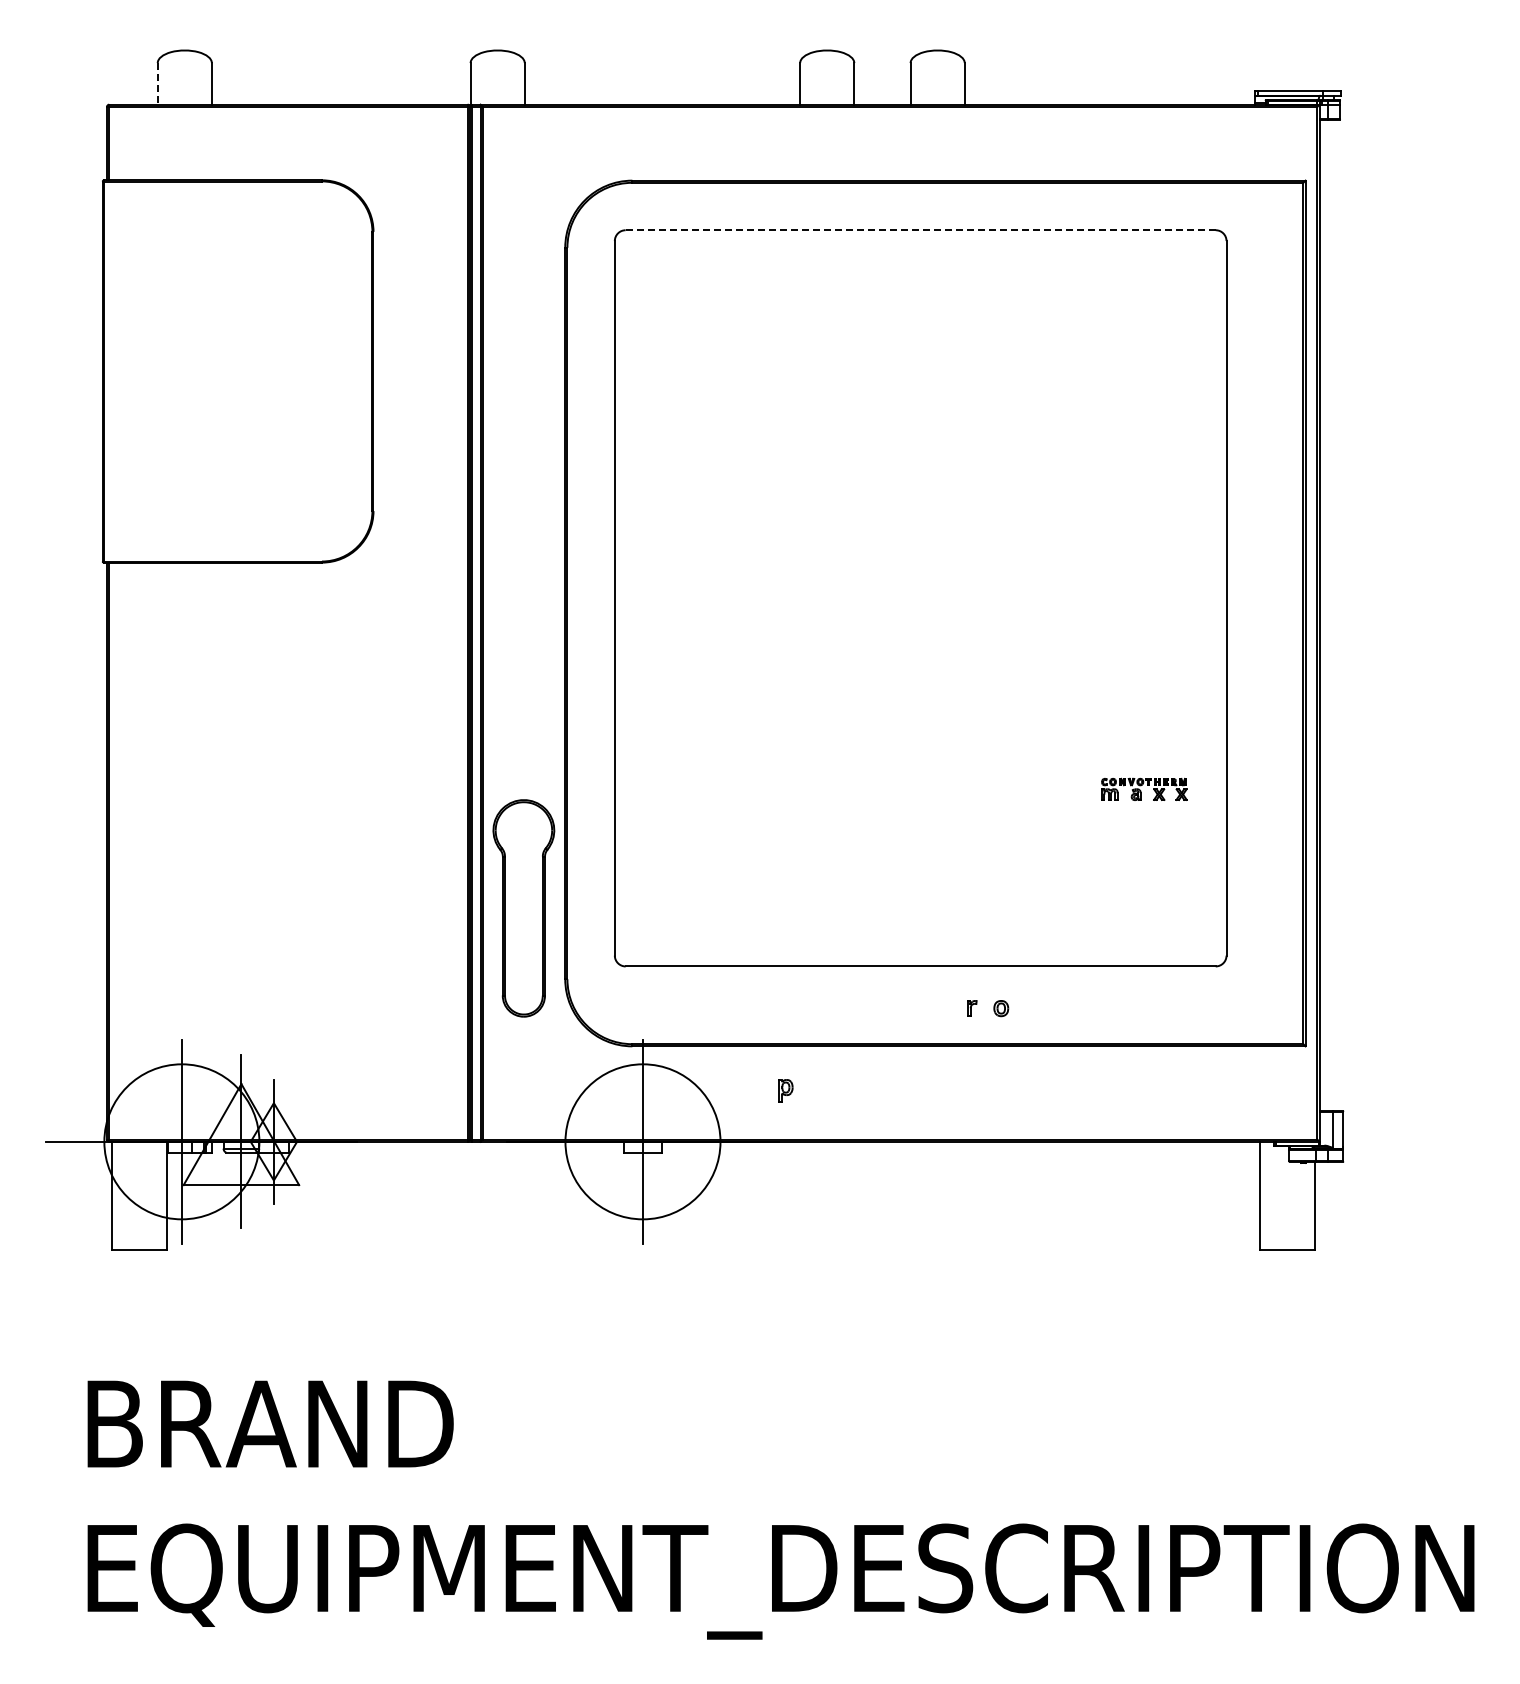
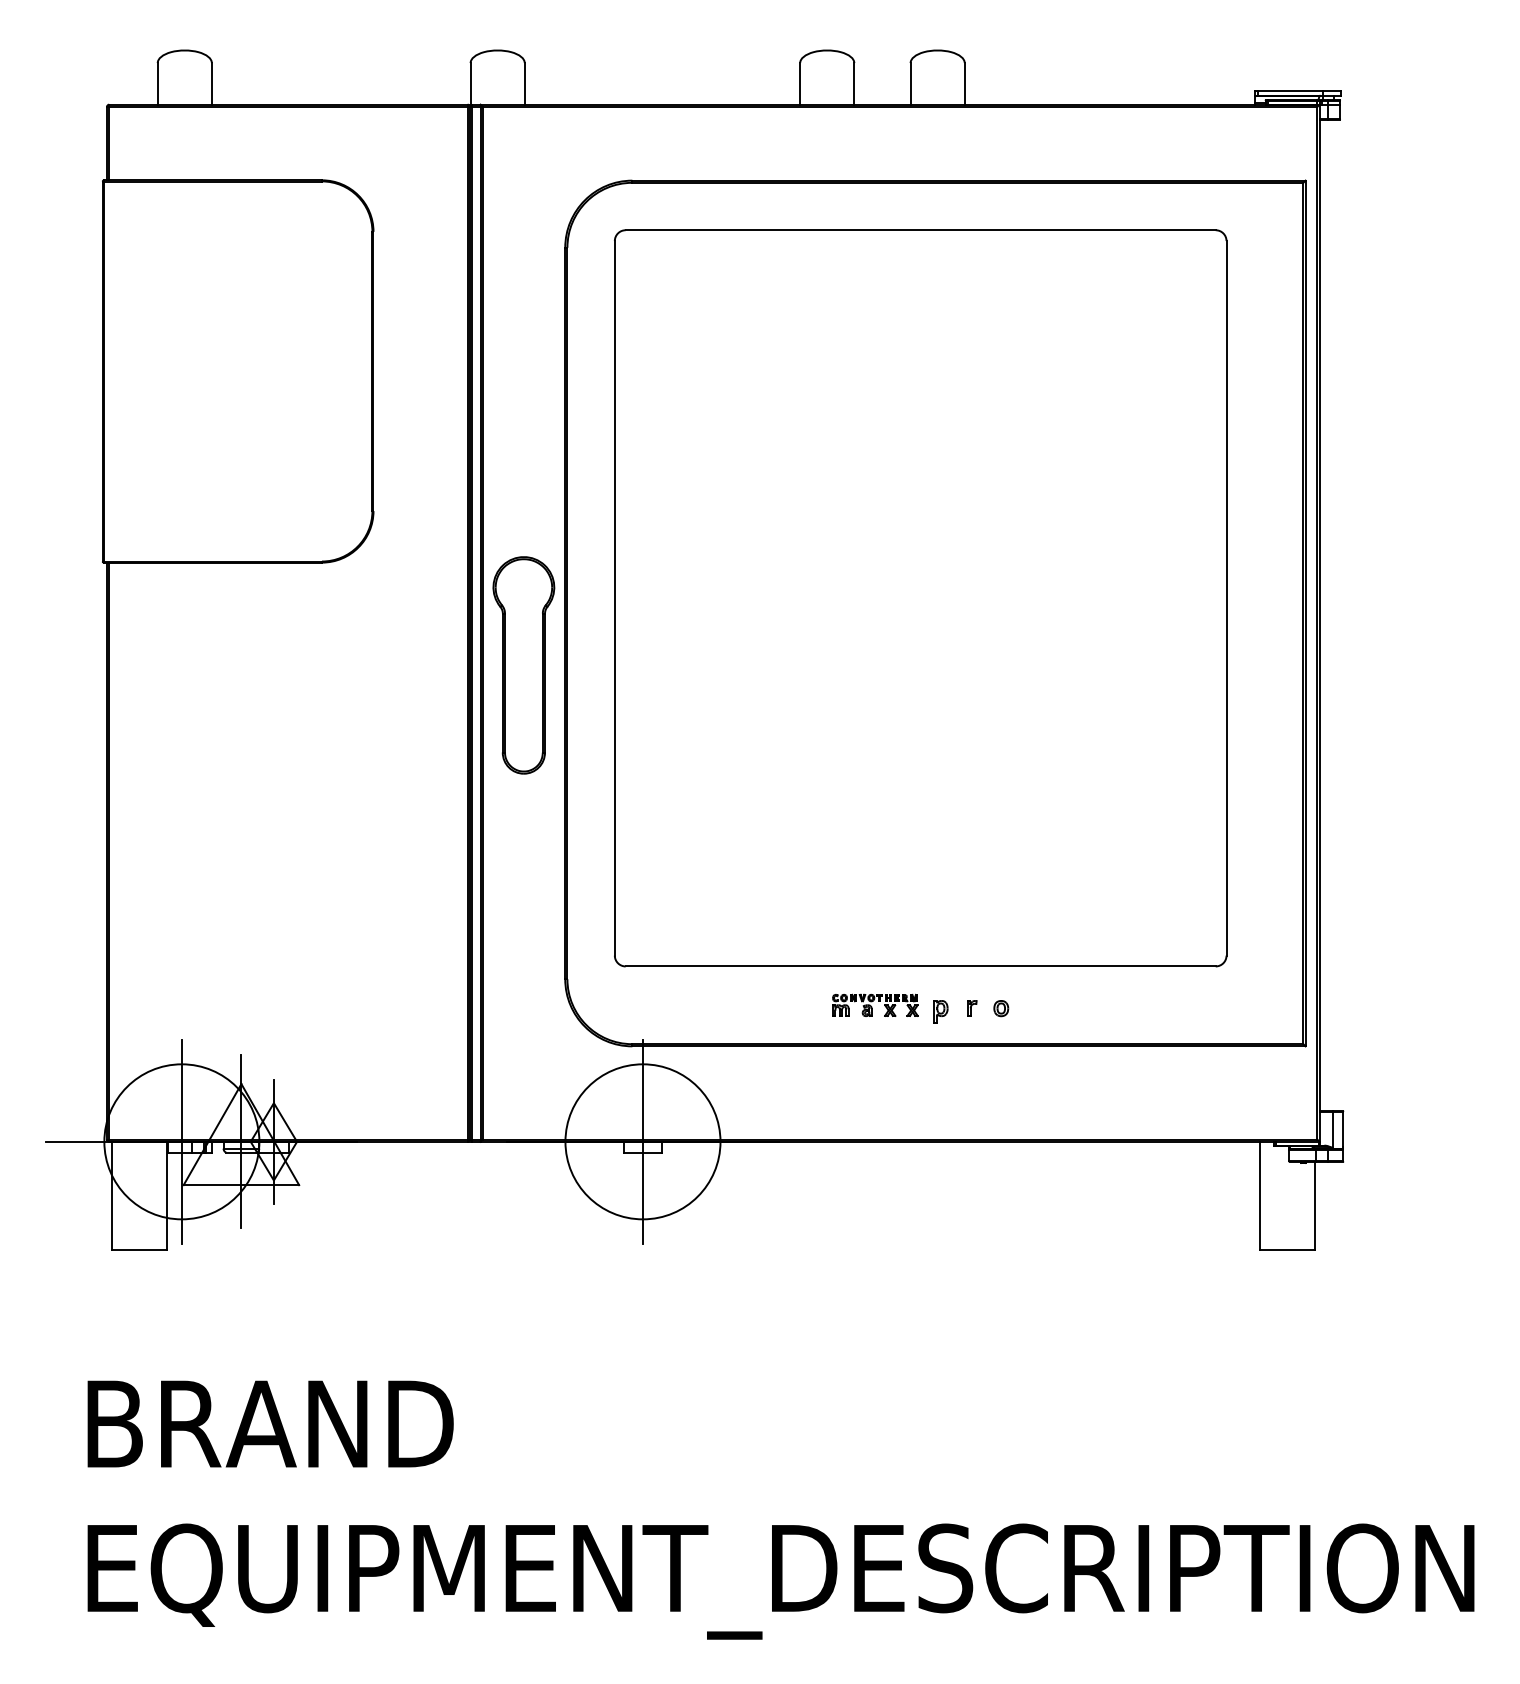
line: dashed -> solid (157, 83)
line: dashed -> solid (920, 230)
part position: (1144, 788) -> (875, 1004) (875, 1004)
part position: (523, 908) -> (523, 665) (523, 665)
part position: (785, 1090) -> (940, 1011) (940, 1011)
